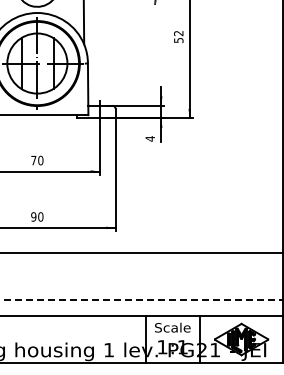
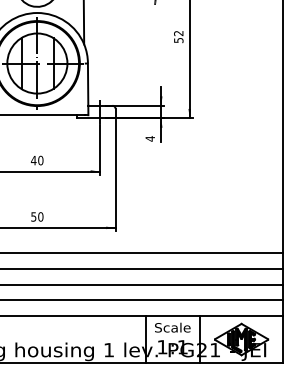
text: 70 -> 40 (33, 160)
text: 90 -> 50 (33, 216)
line: none -> present (141, 269)
line: none -> present (141, 284)
line: dashed -> solid (142, 300)
